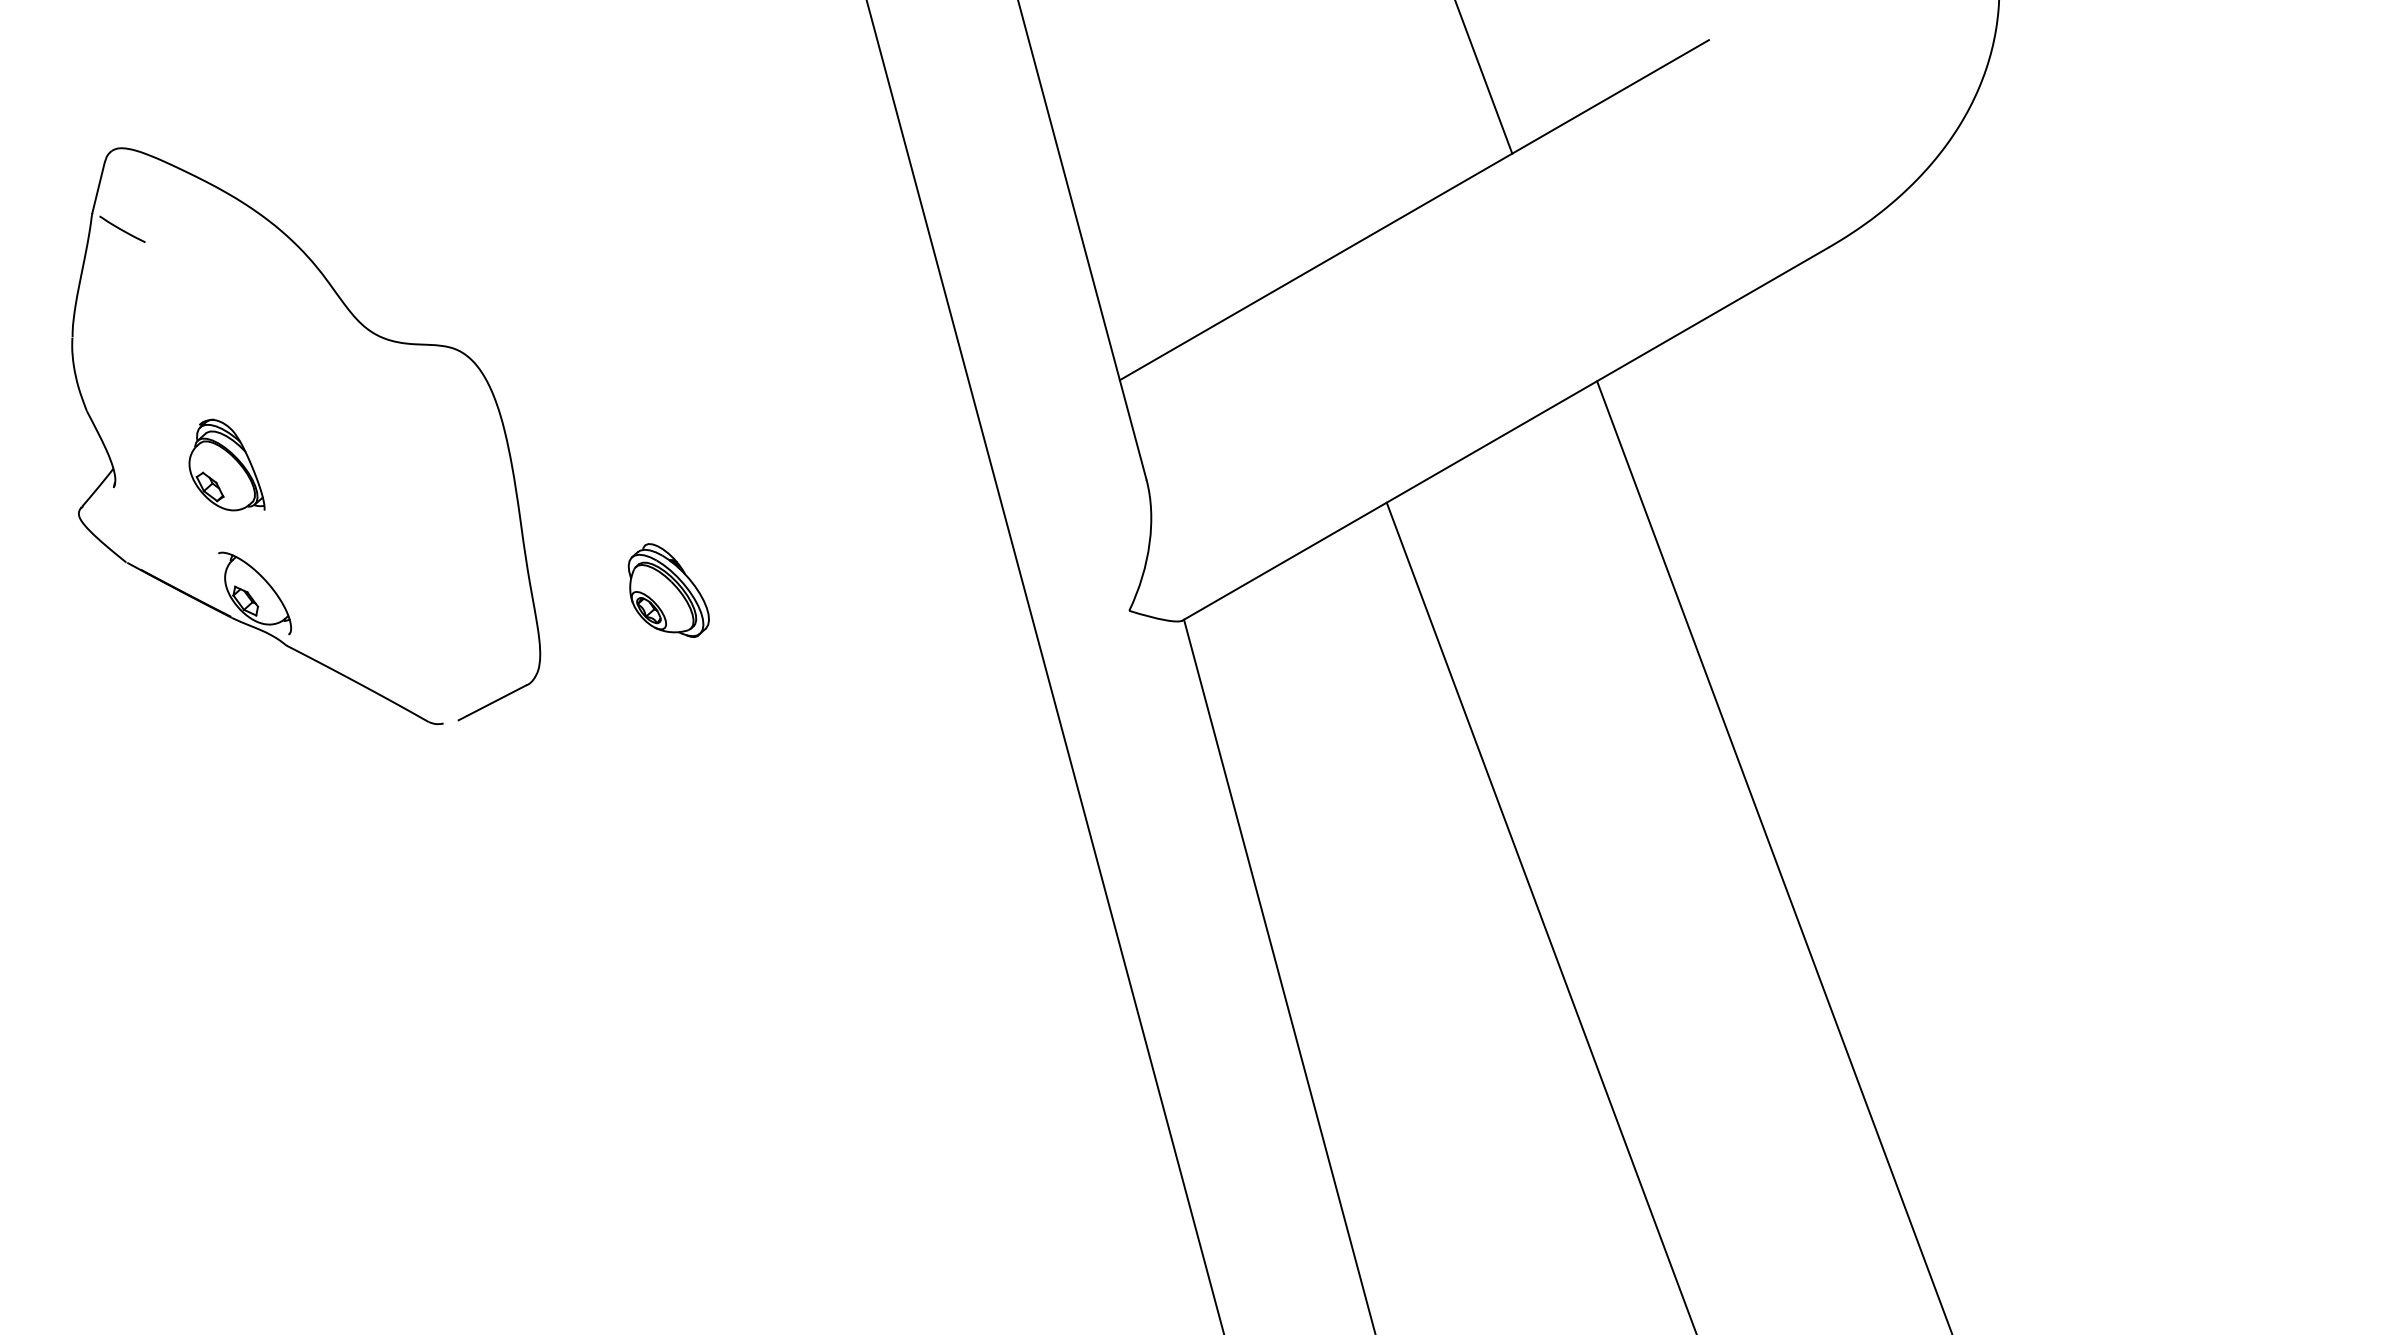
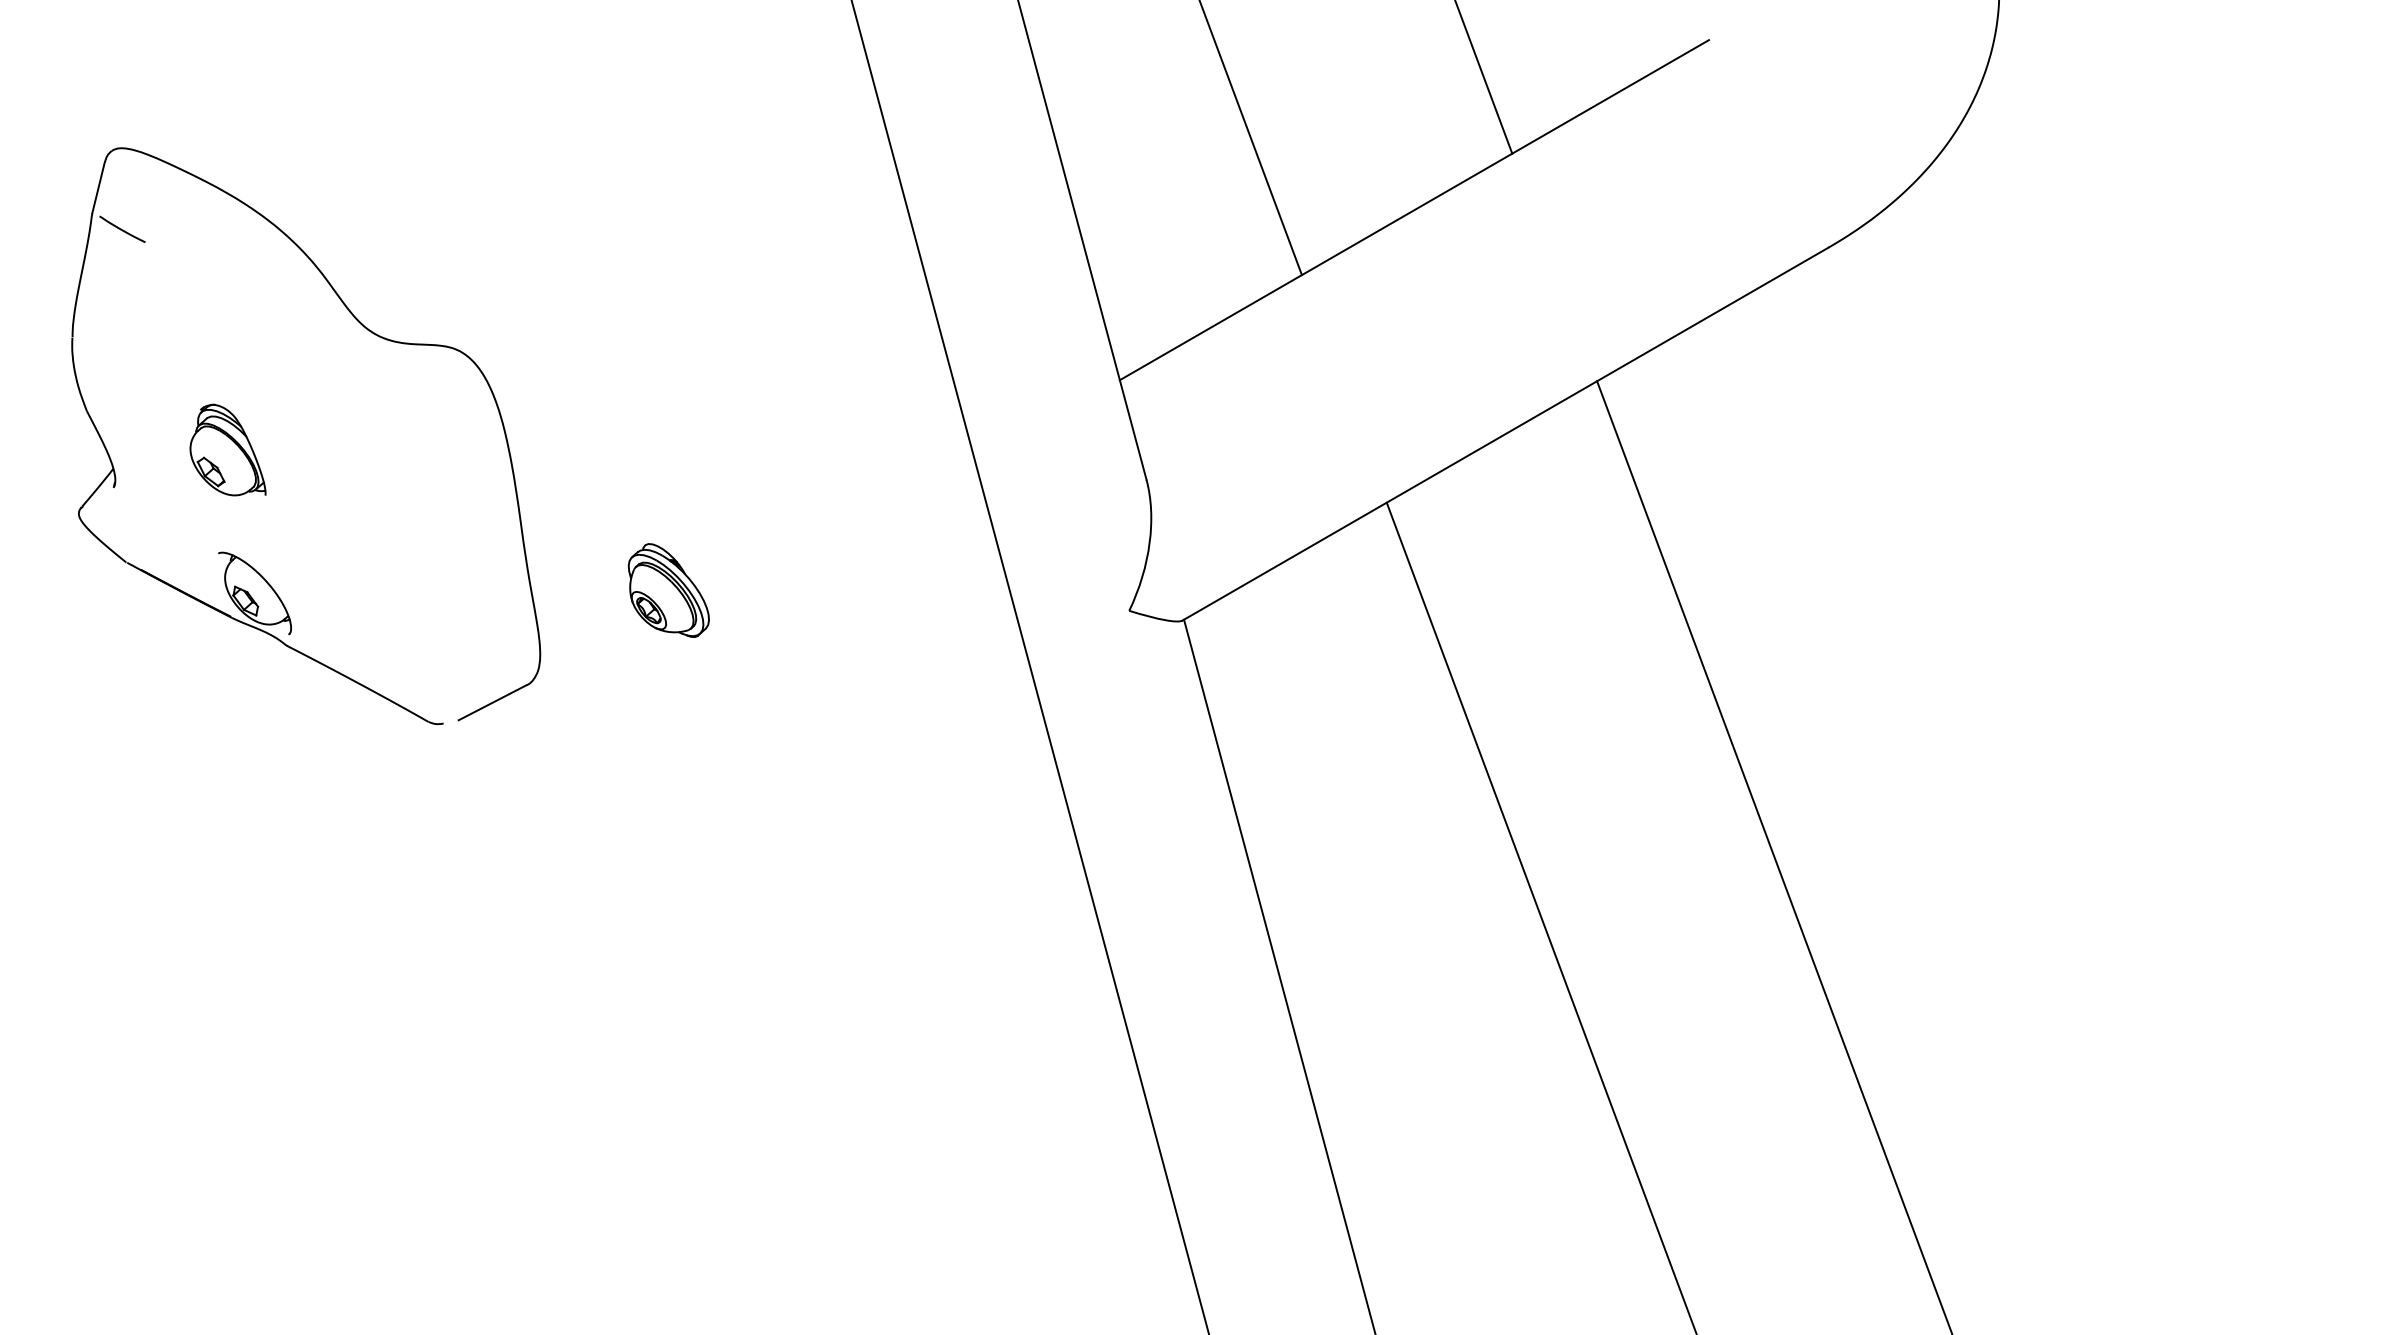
line: none -> present (1250, 138)
part position: (226, 464) -> (227, 449) (227, 449)
line position: (1045, 666) -> (1030, 666) (1030, 666)
